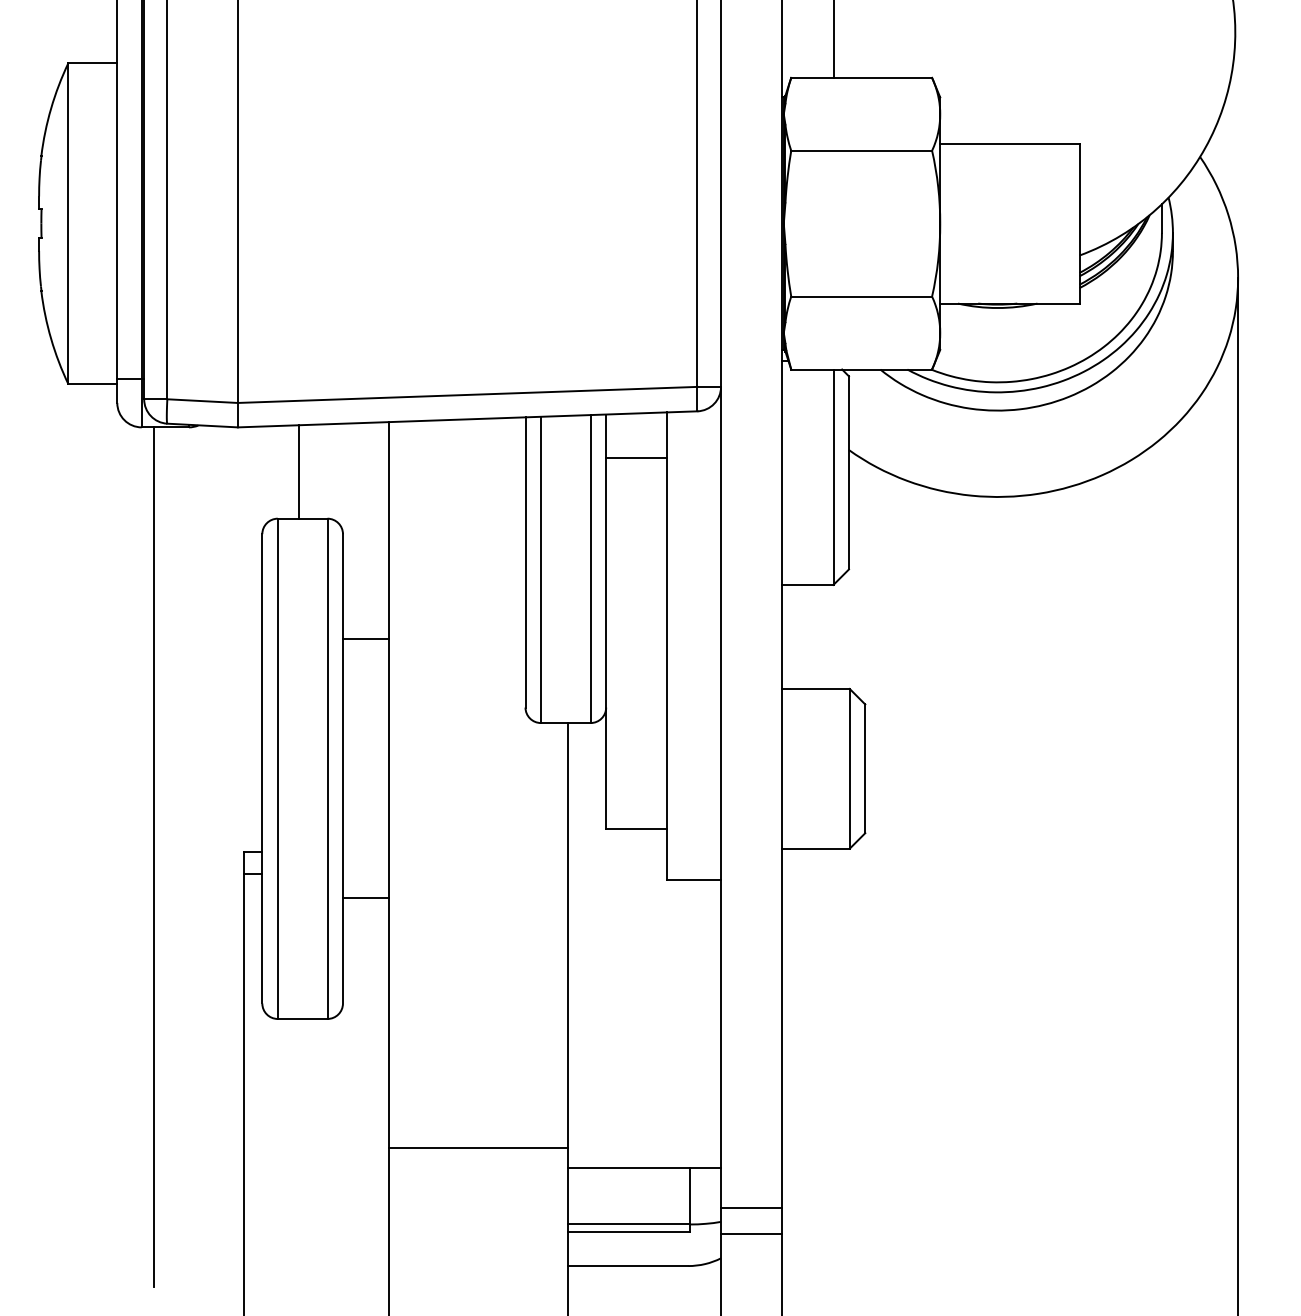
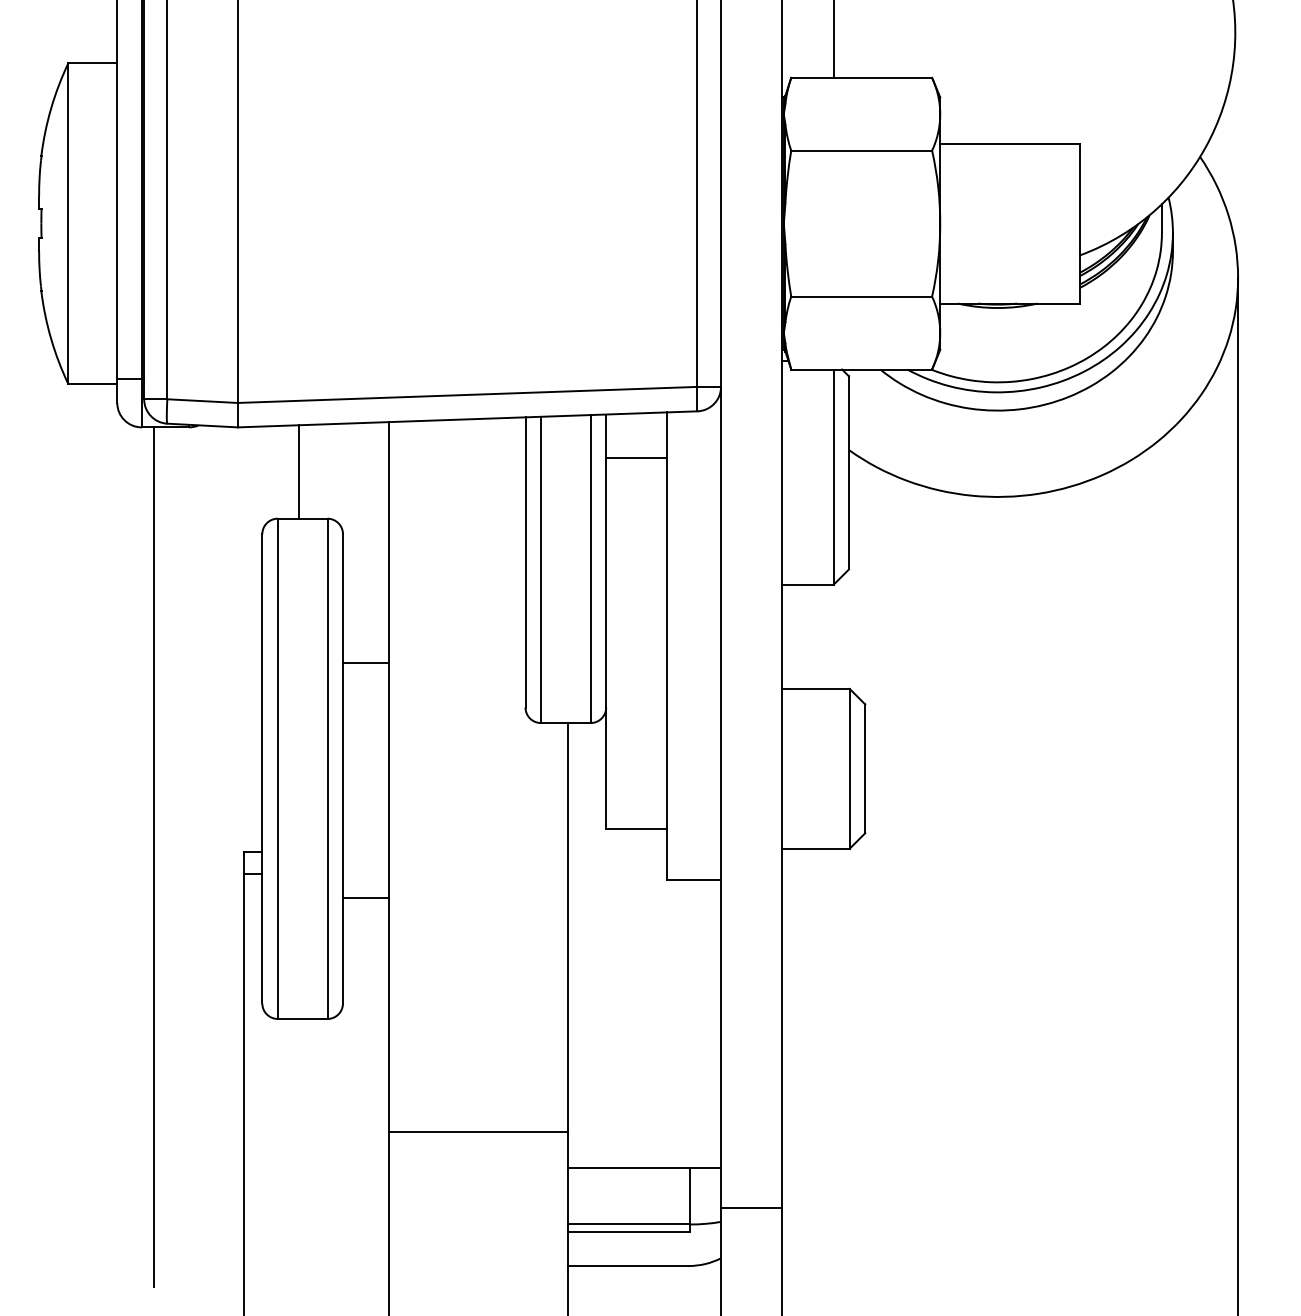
line position: (365, 639) -> (365, 663) (365, 663)
line position: (477, 1148) -> (477, 1132) (477, 1132)
line: present -> none (751, 1234)
